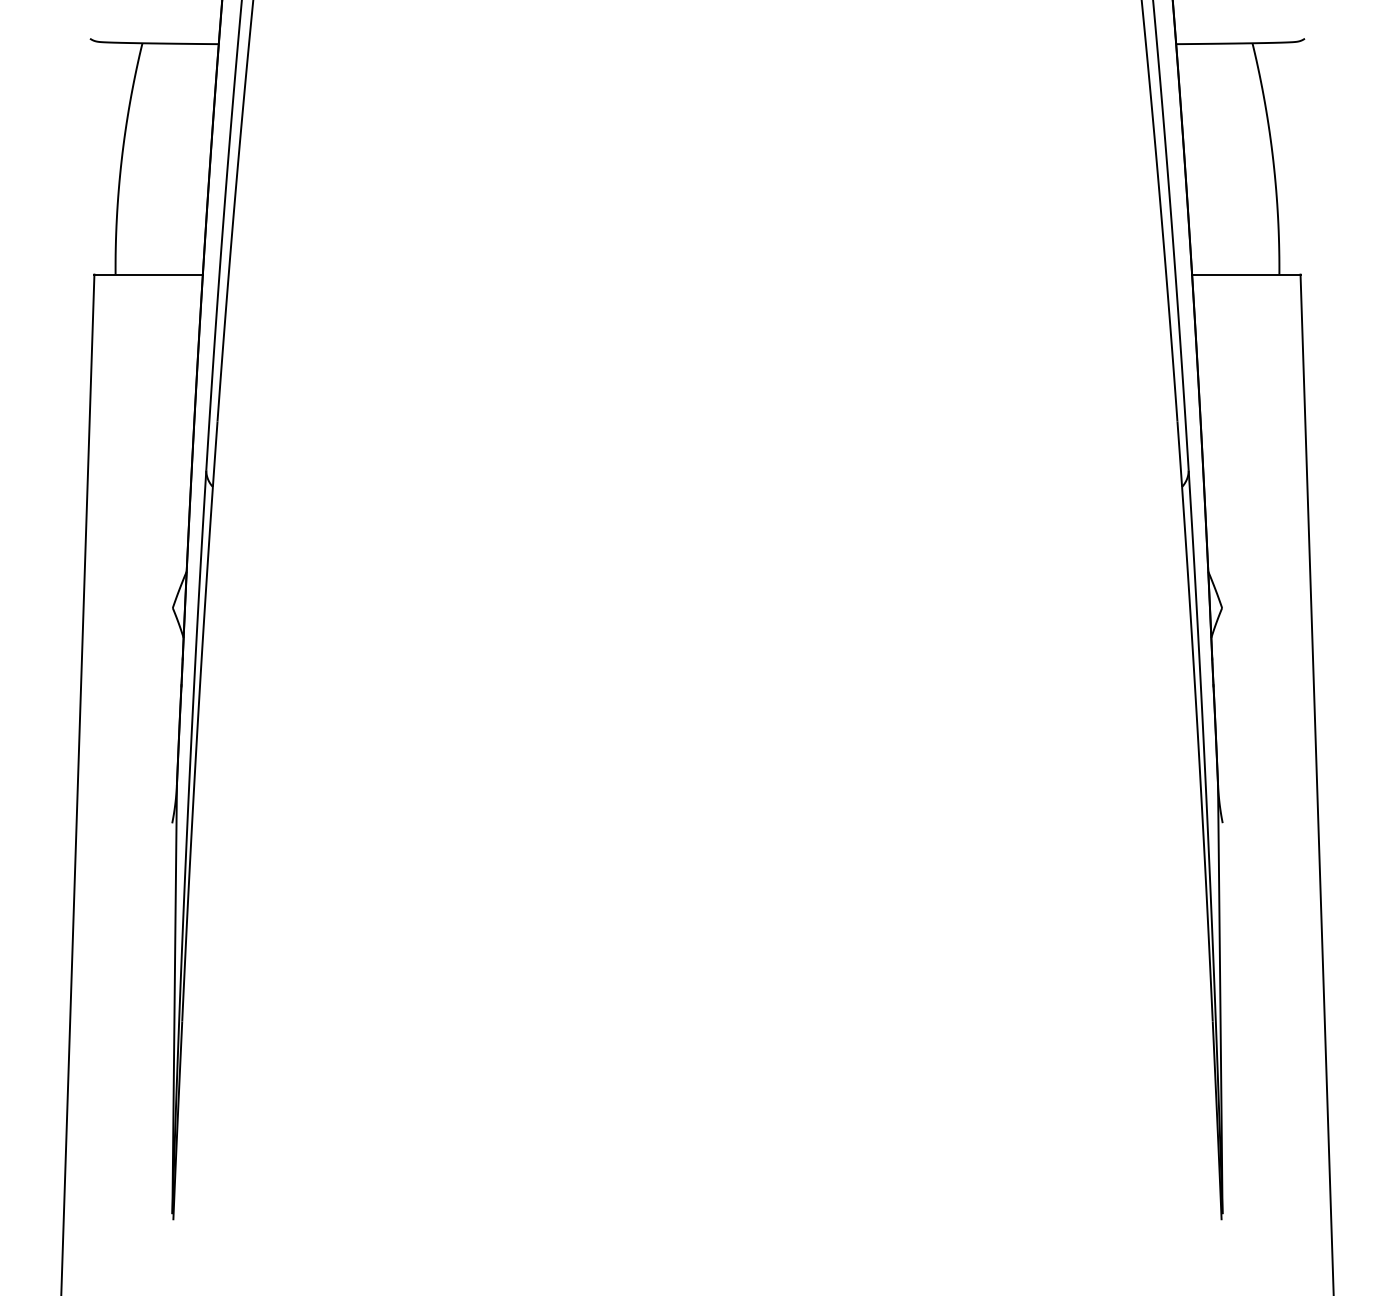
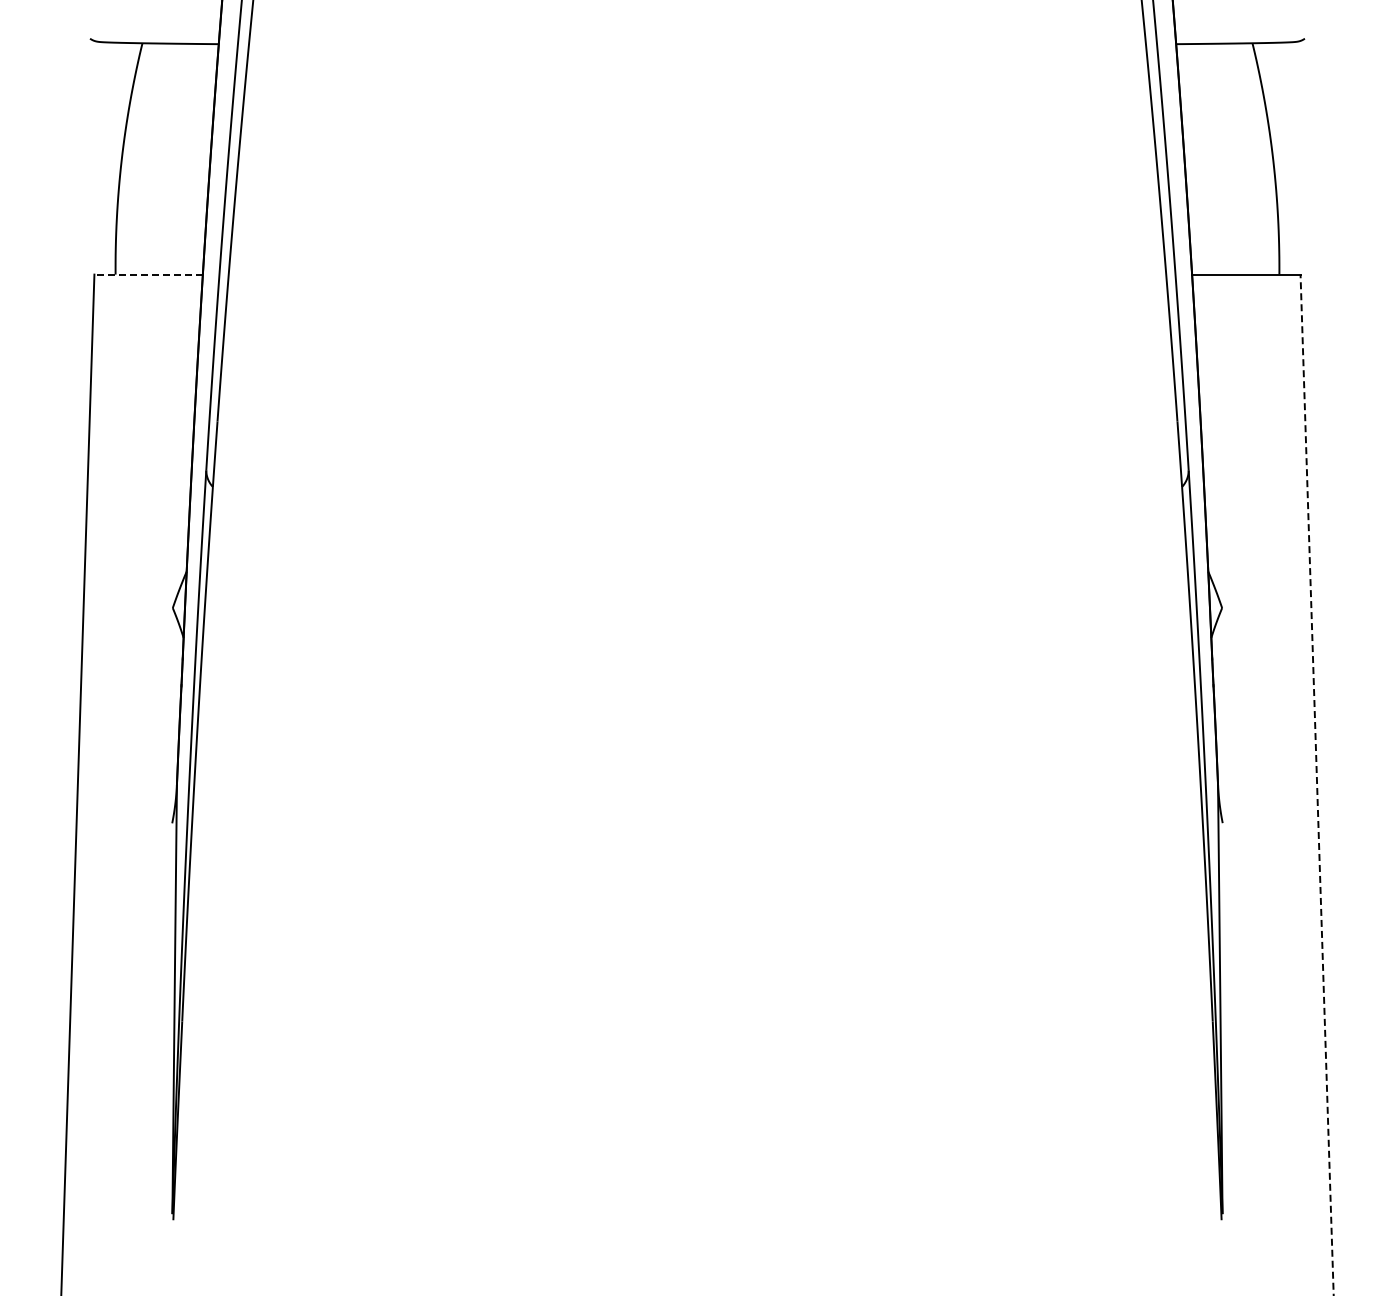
line: solid -> dashed (148, 274)
line: solid -> dashed (1317, 785)
